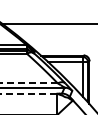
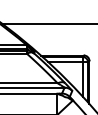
line: dashed -> solid (28, 83)
line: dashed -> solid (28, 93)
